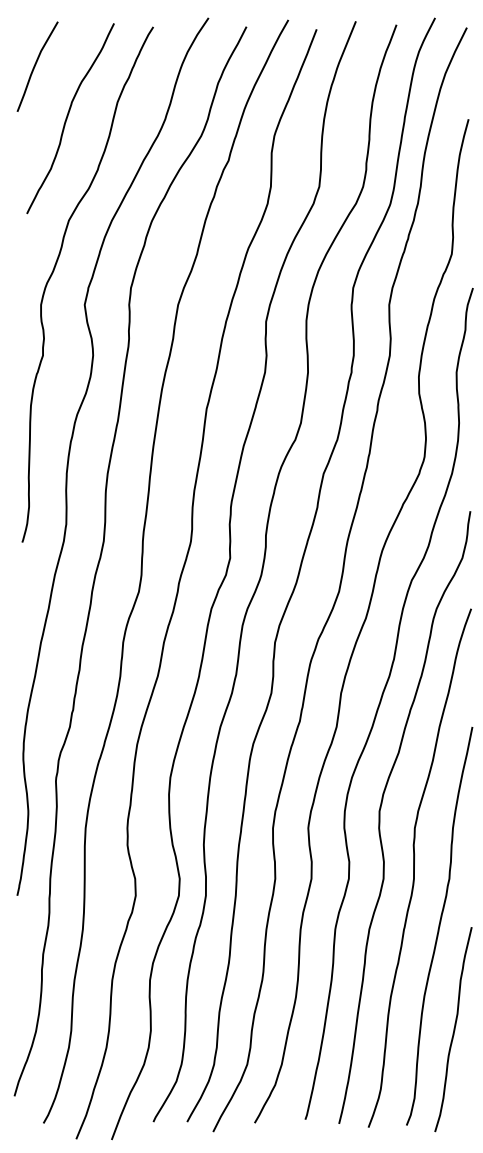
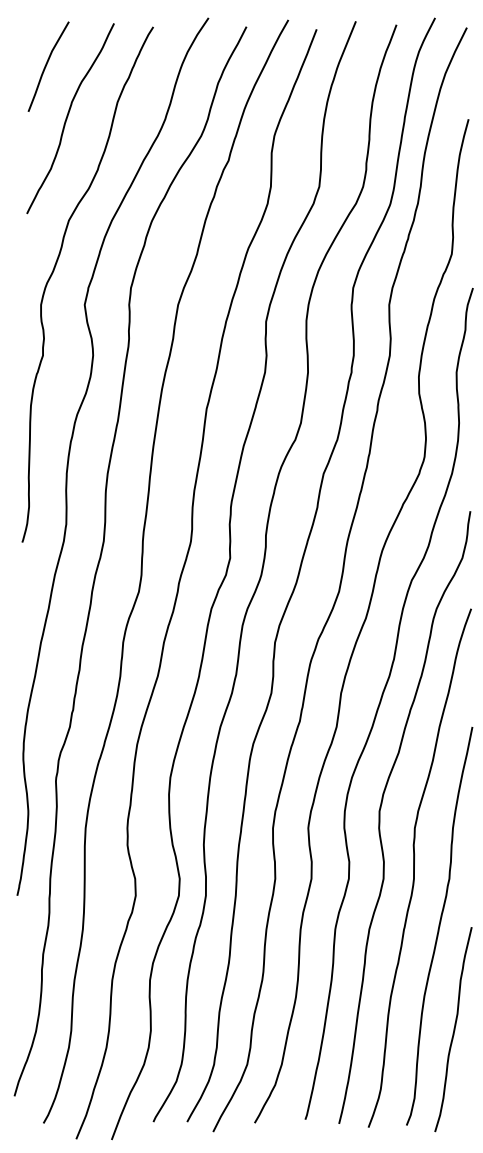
curve position: (35, 66) -> (46, 66) (46, 66)
